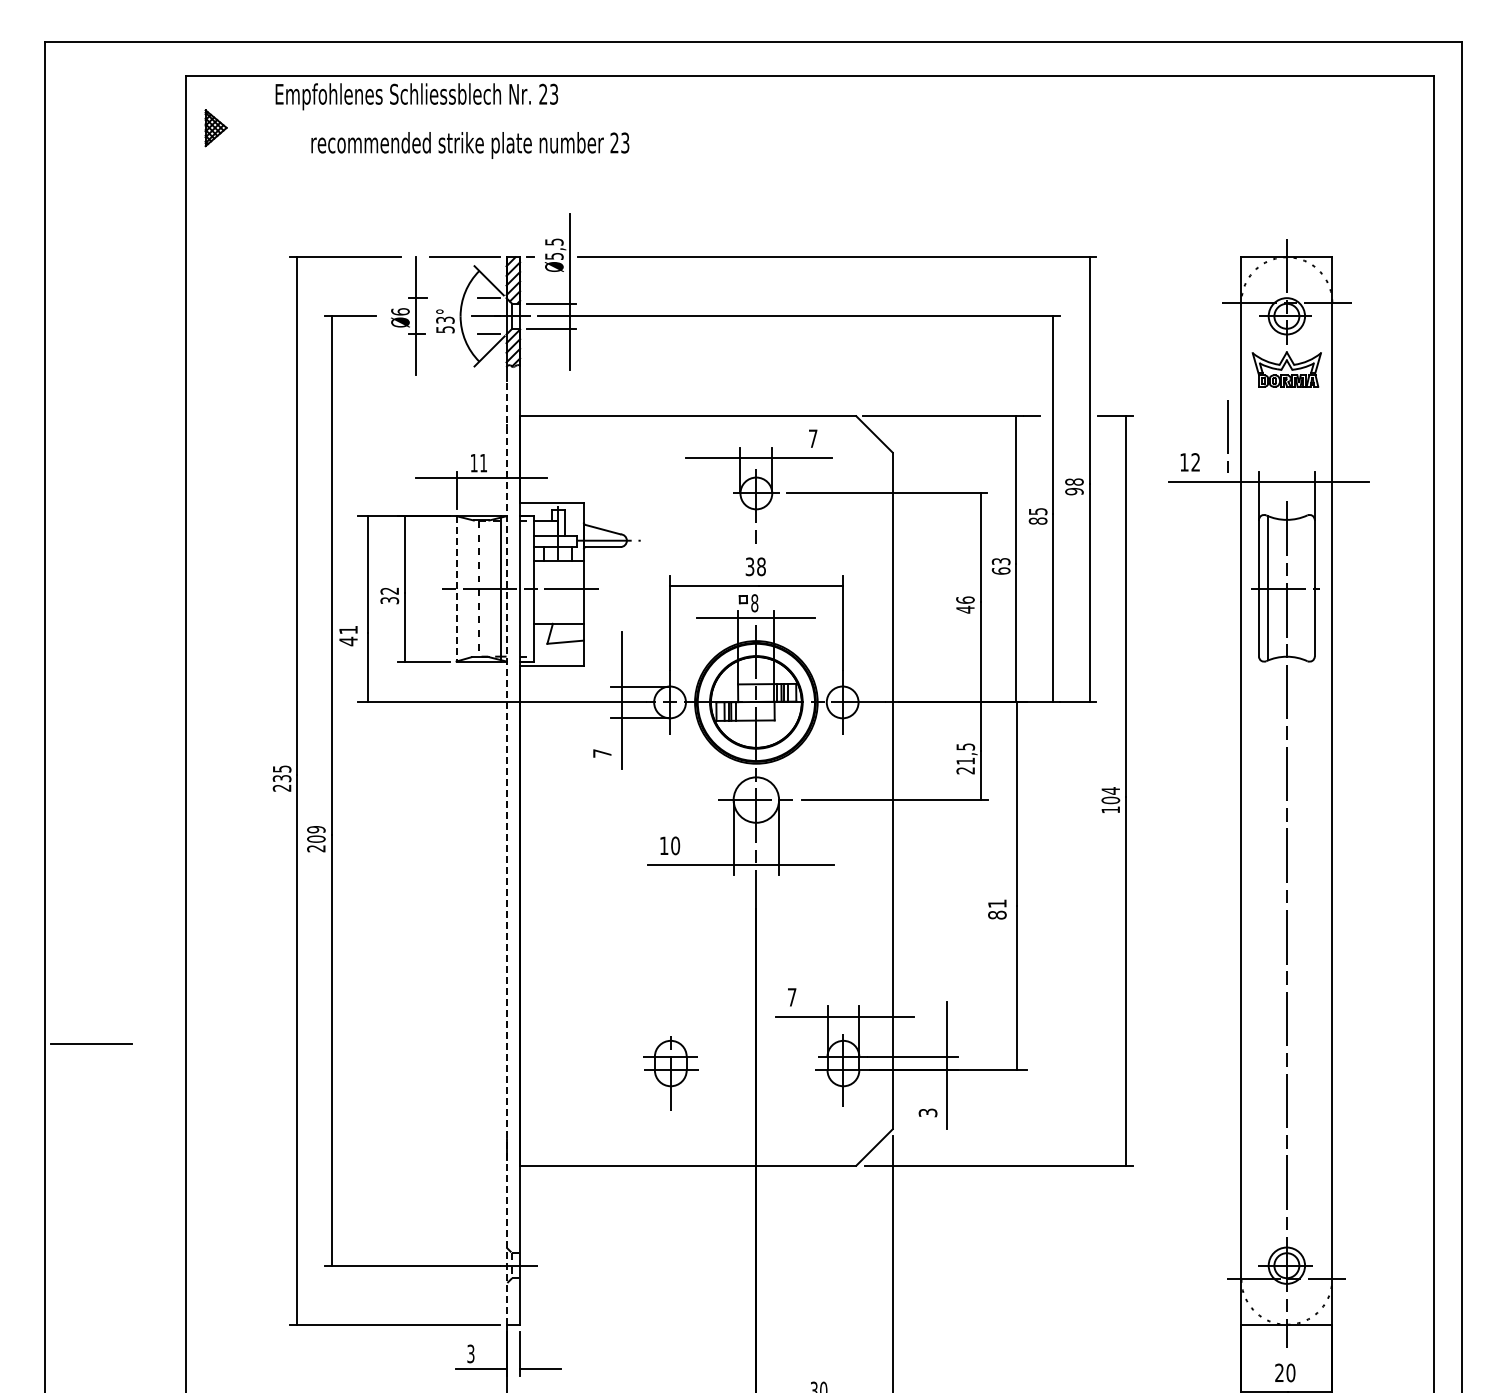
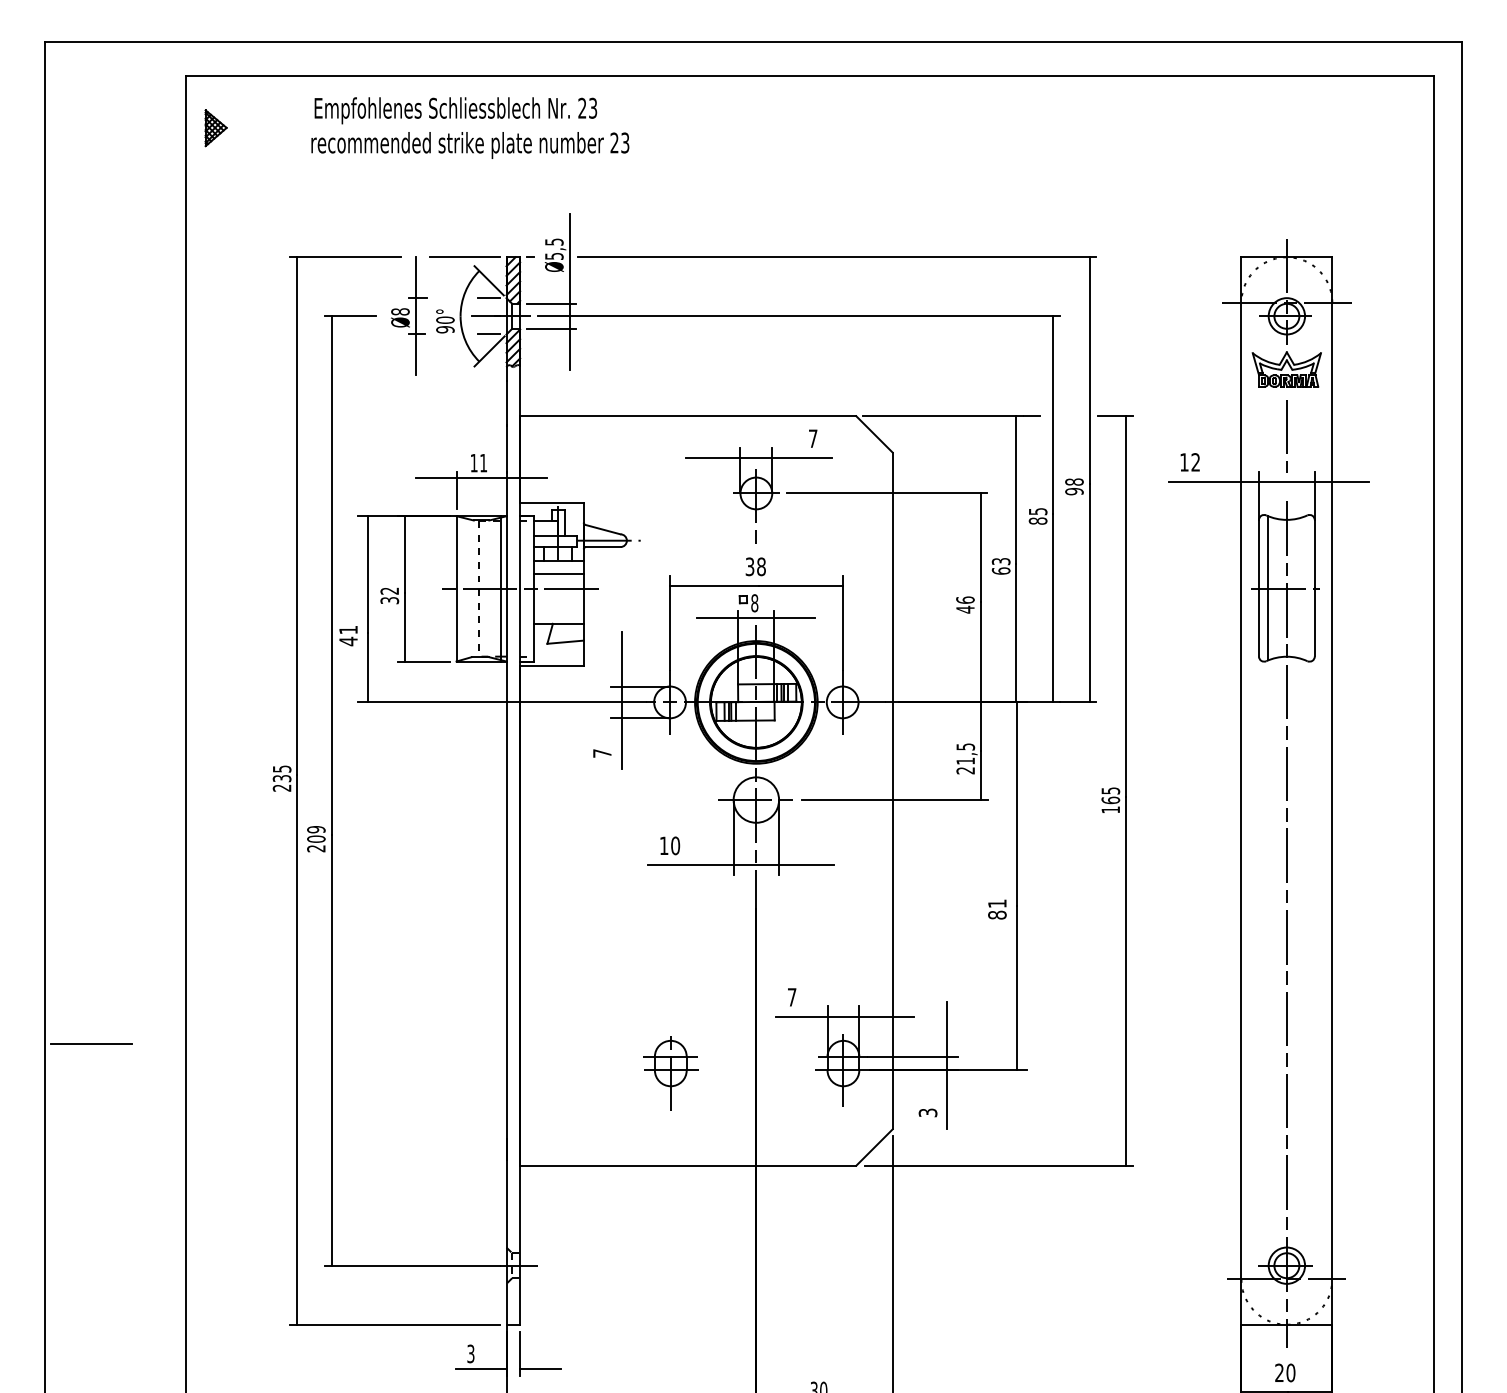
text position: (416, 96) -> (455, 110) (455, 110)
text: Ø6 -> Ø8 (400, 311)
text: 53° -> 90° (445, 324)
line position: (1227, 436) -> (1286, 436) (1286, 436)
line: none -> present (558, 574)
line: dashed -> solid (456, 588)
text: 104 -> 165 (1110, 795)
line: dashed -> solid (506, 852)
